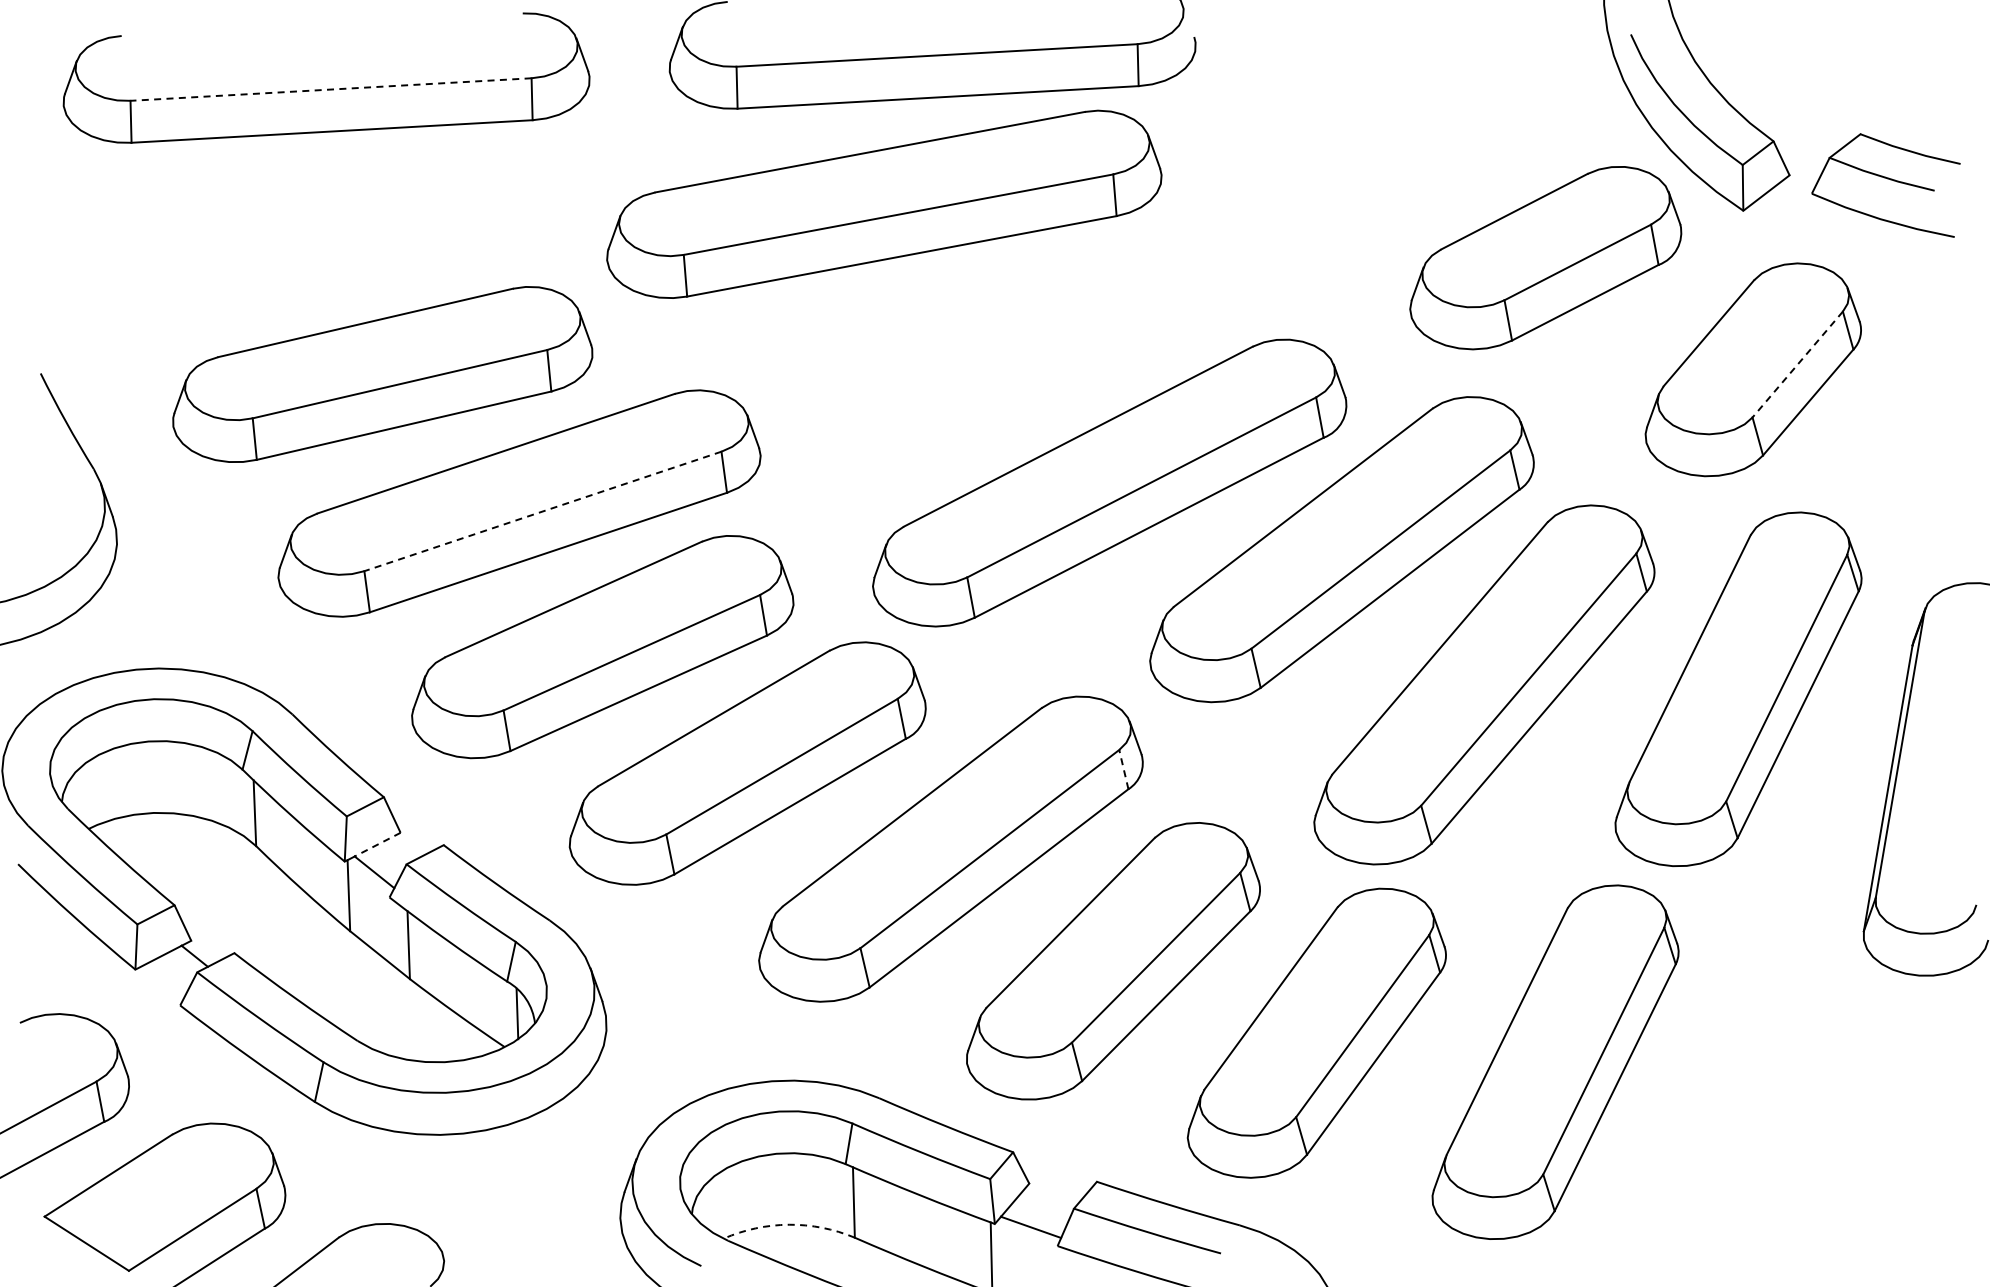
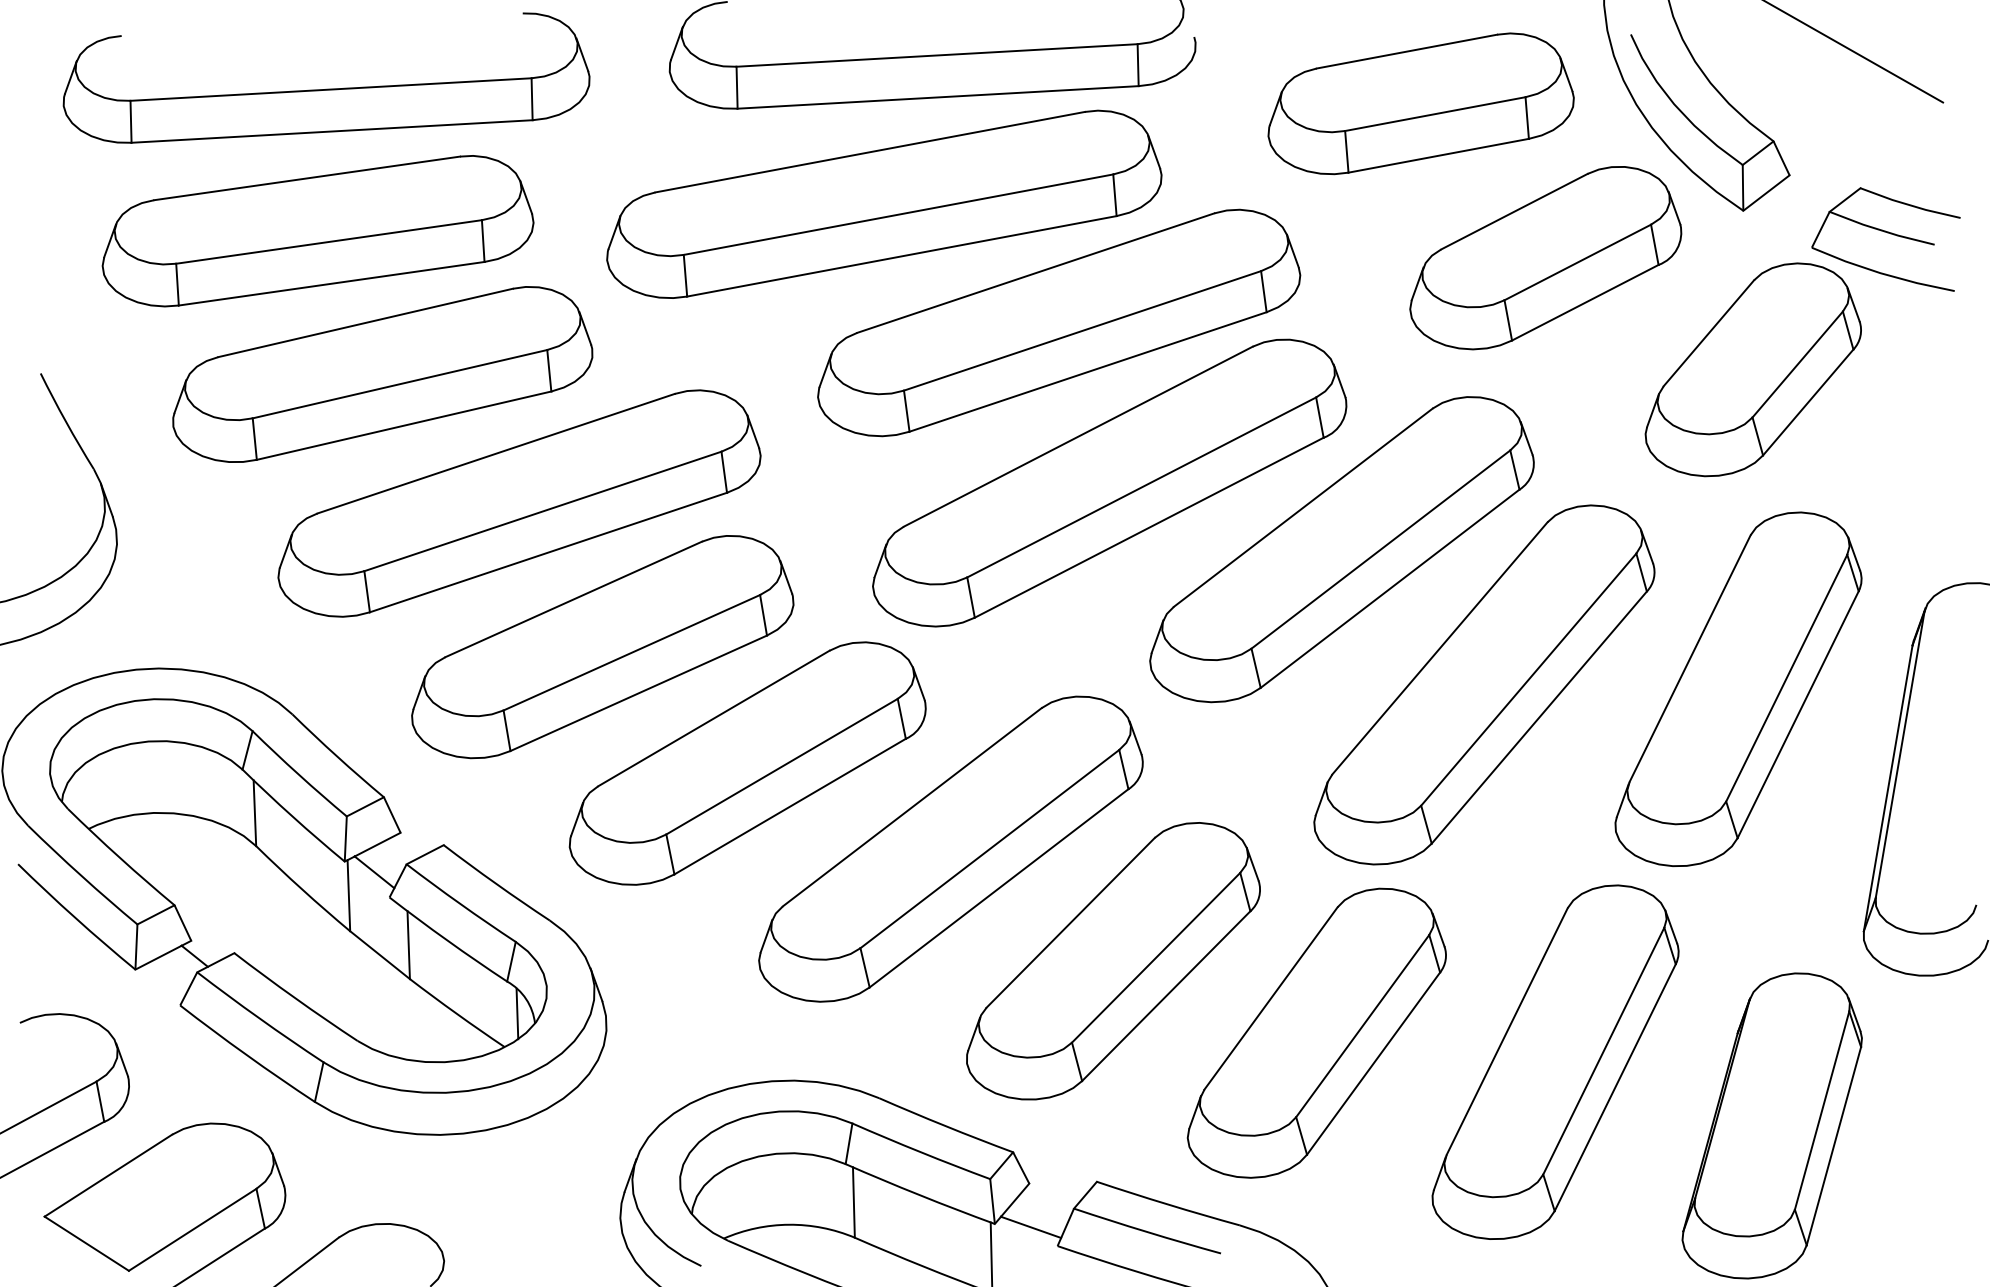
line: none -> present (1854, 52)
line: dashed -> solid (331, 89)
part: none -> present (1420, 103)
part position: (1887, 179) -> (1887, 233) (1887, 233)
part: none -> present (317, 231)
part: none -> present (1059, 322)
line: dashed -> solid (1797, 364)
line: dashed -> solid (542, 511)
line: dashed -> solid (1123, 769)
line: dashed -> solid (377, 844)
part: none -> present (1771, 1125)
arc: dashed -> solid (789, 1224)
